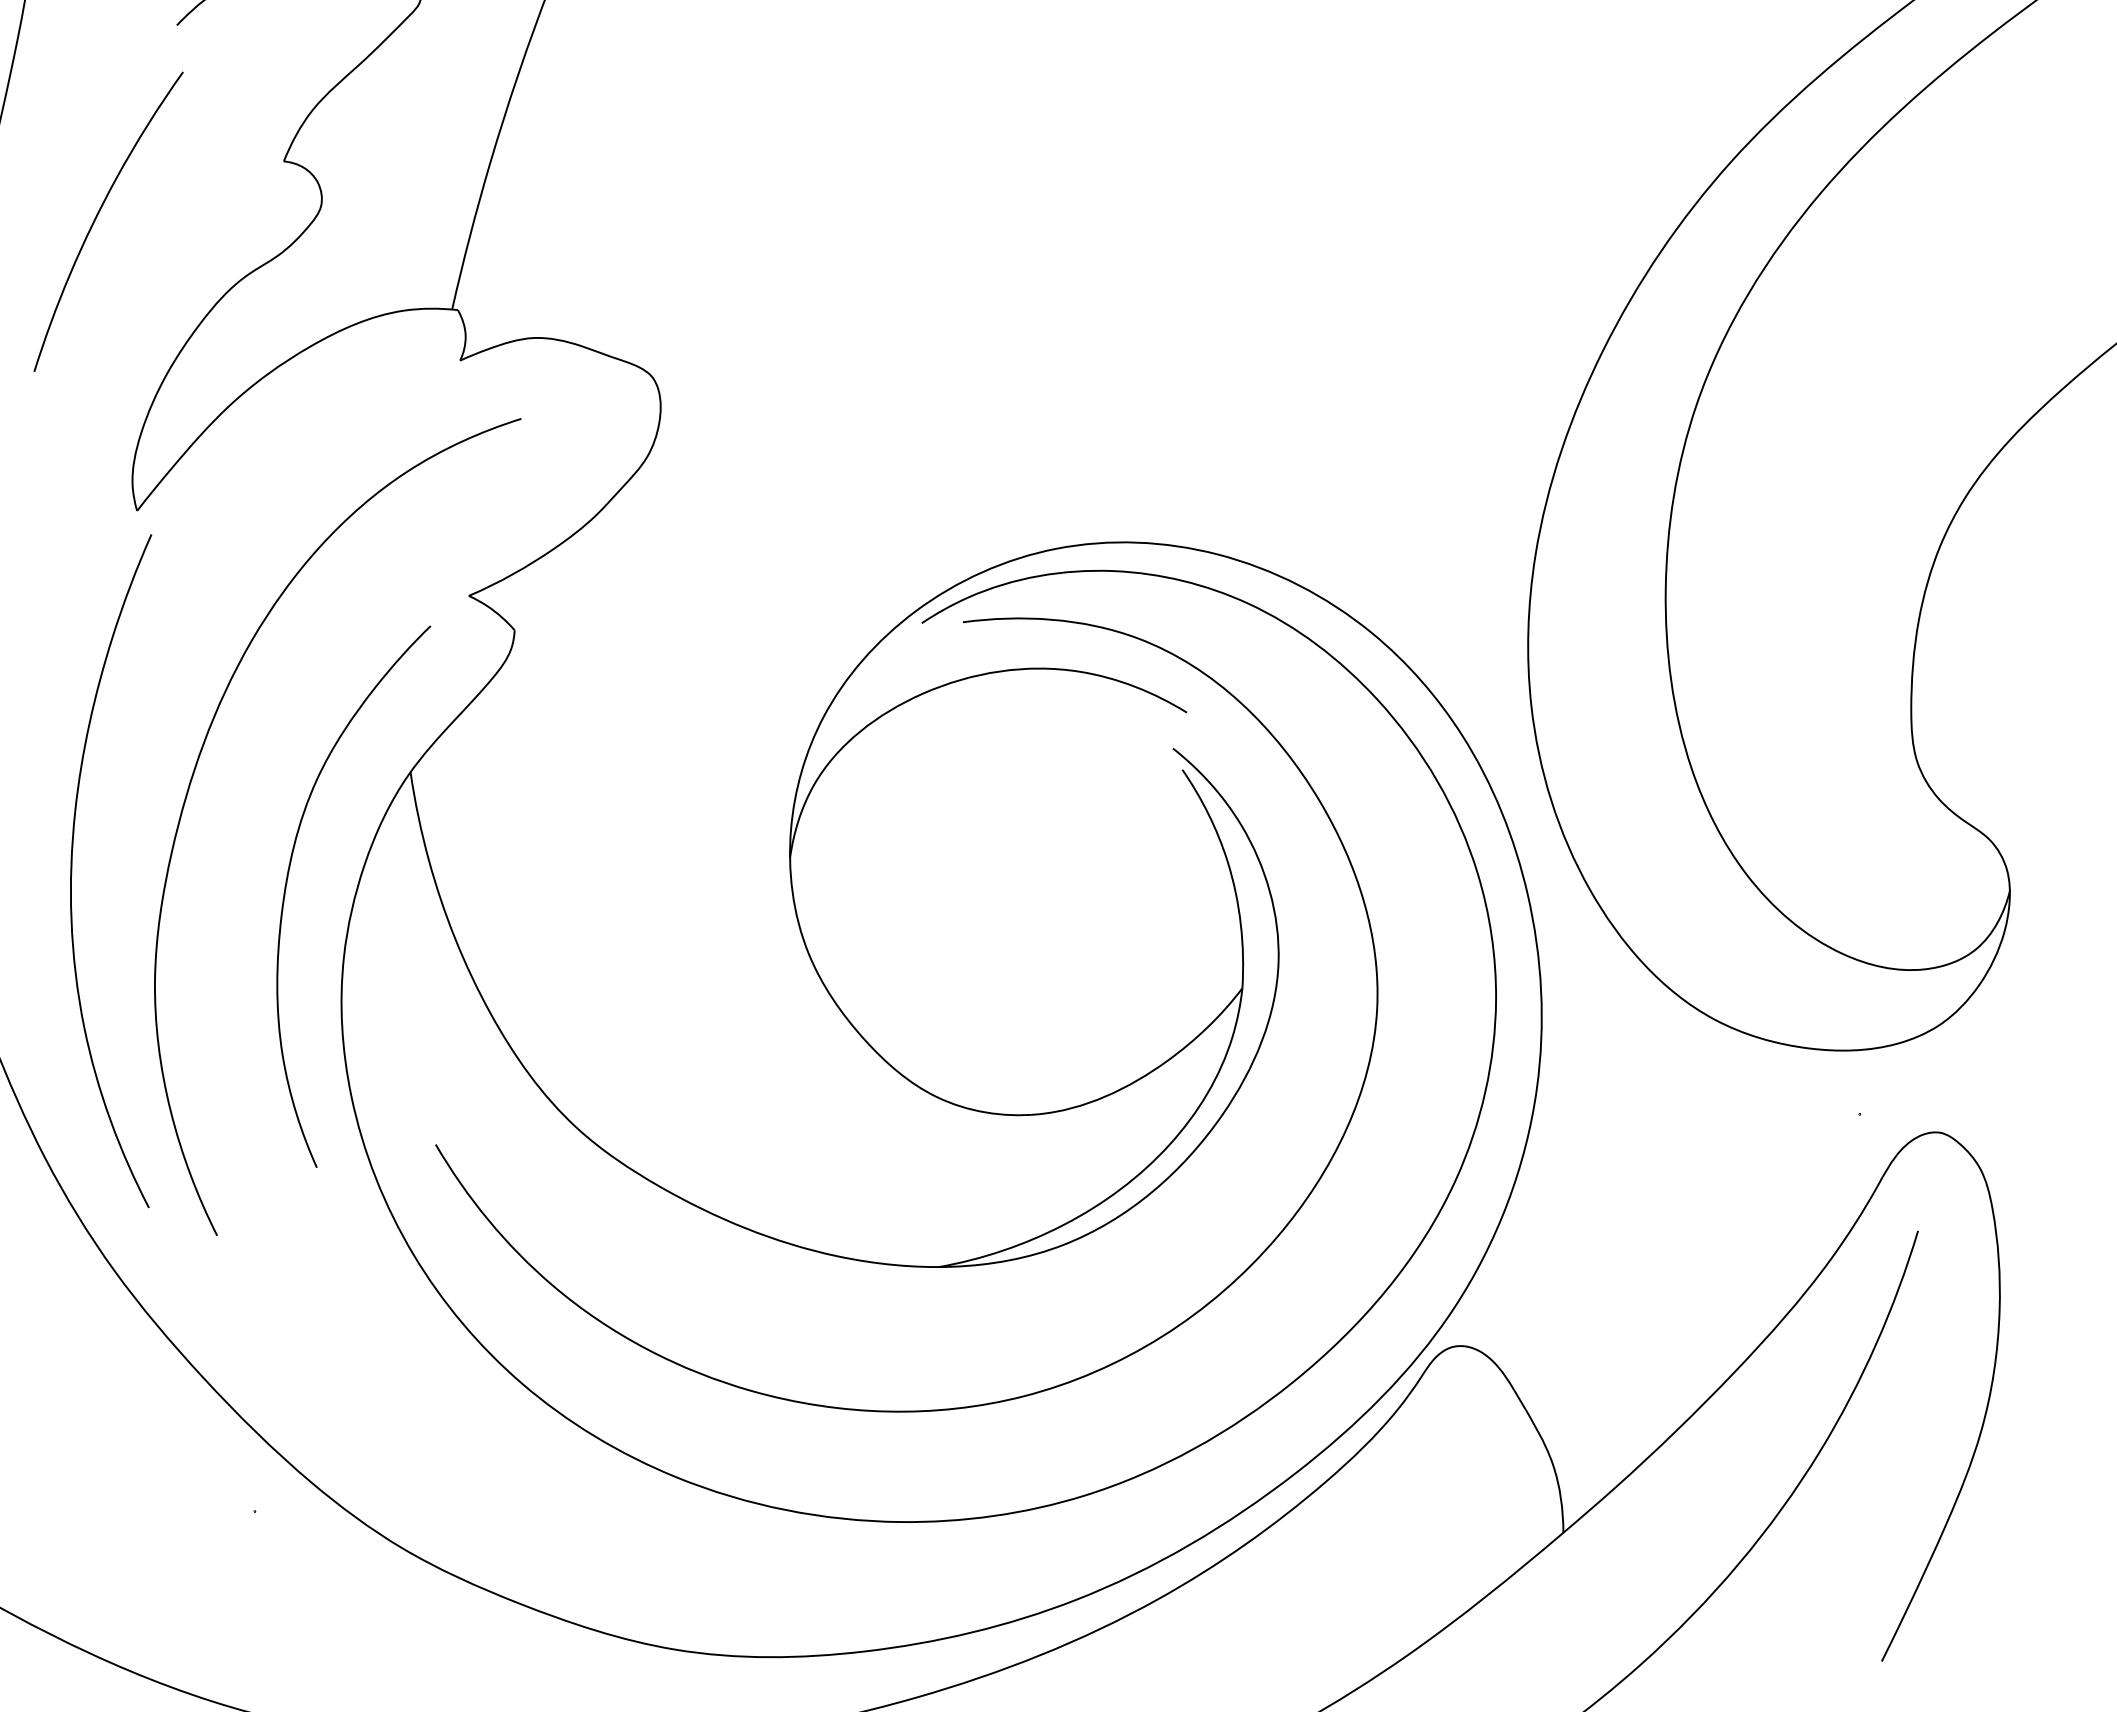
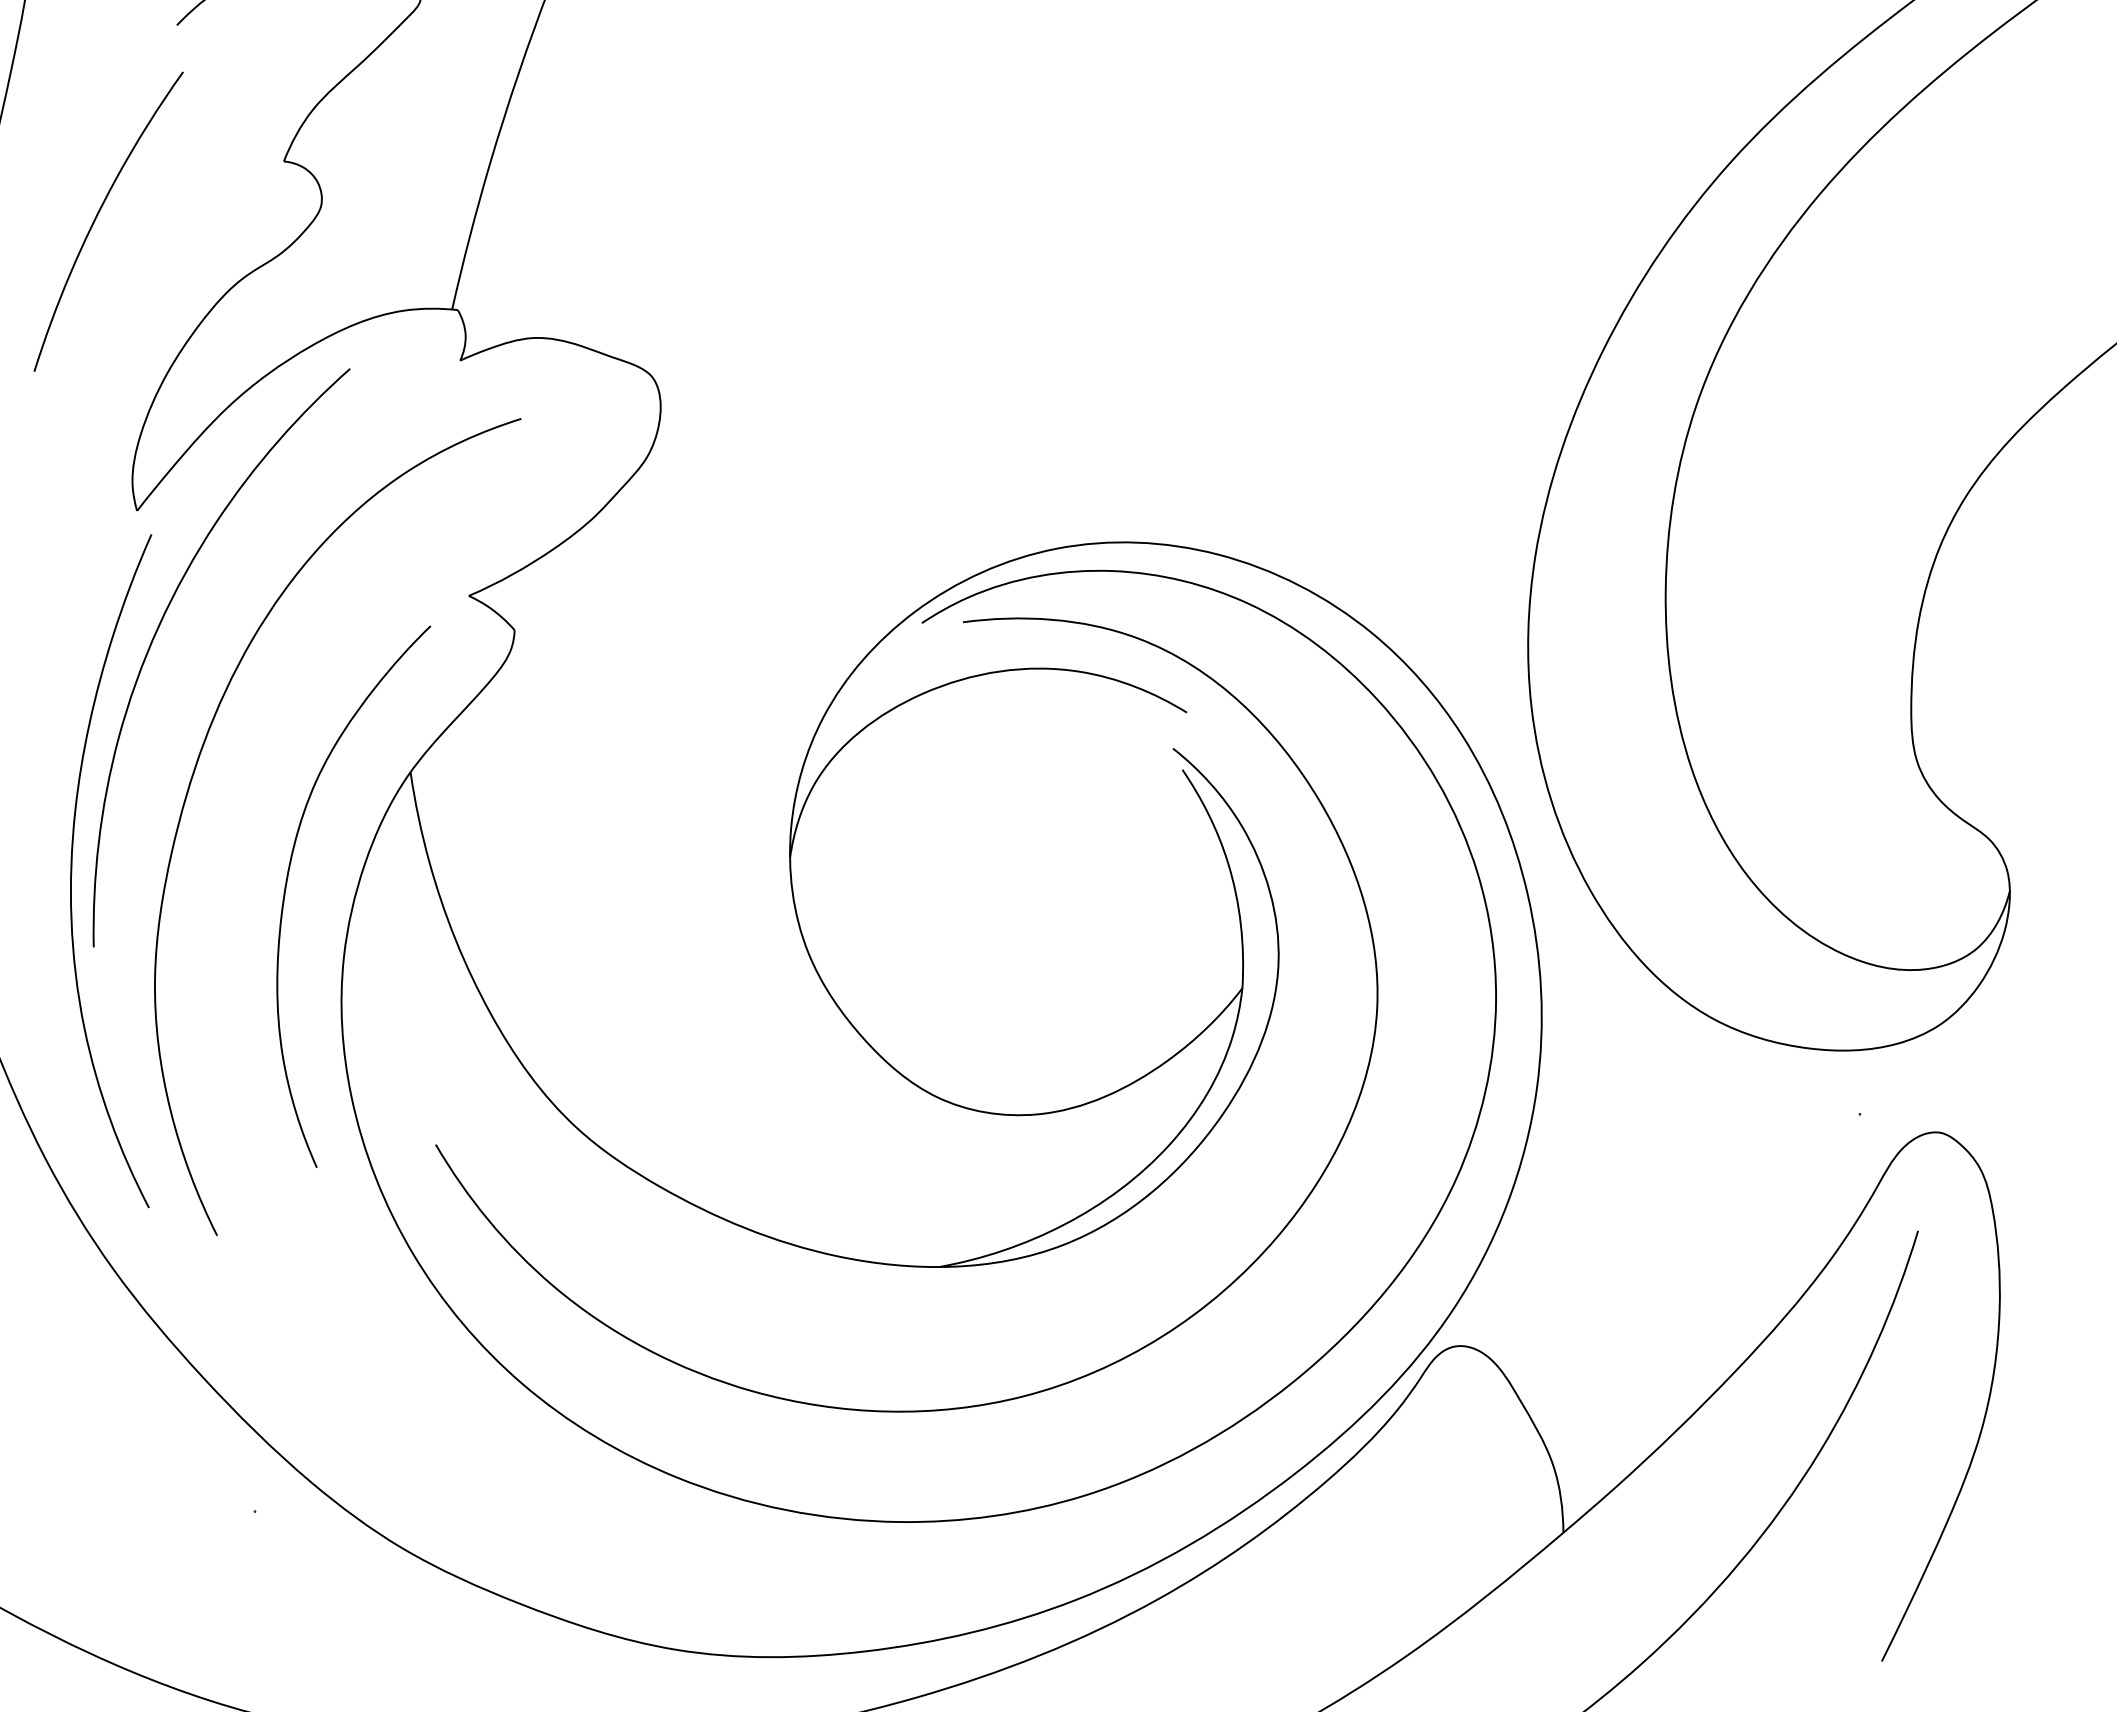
curve: none -> present (157, 632)
